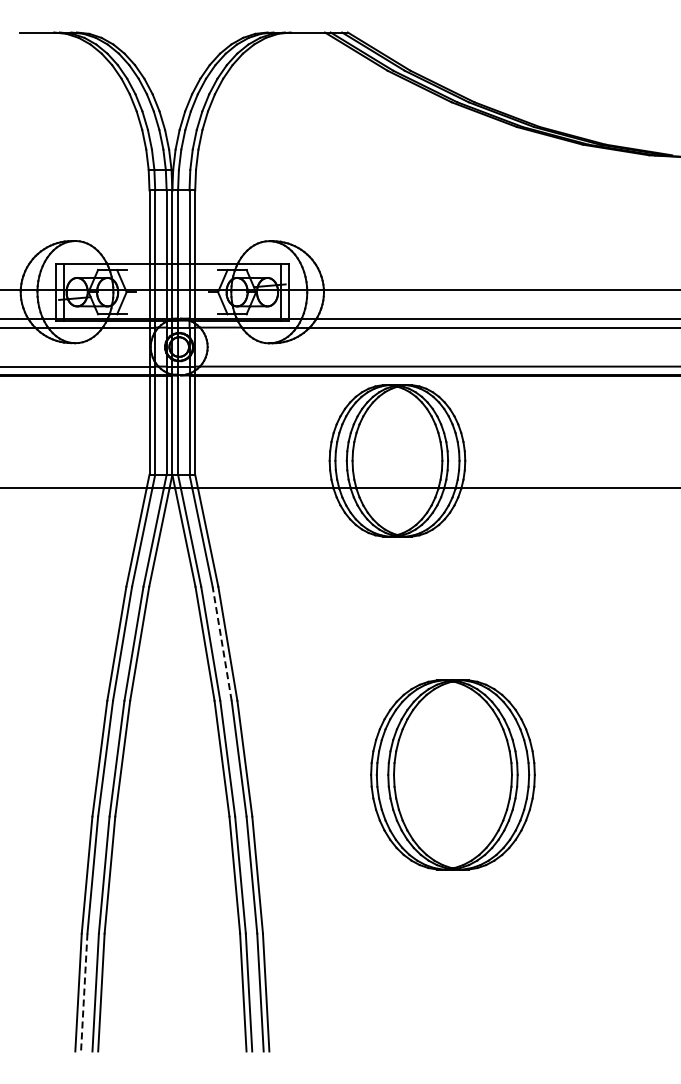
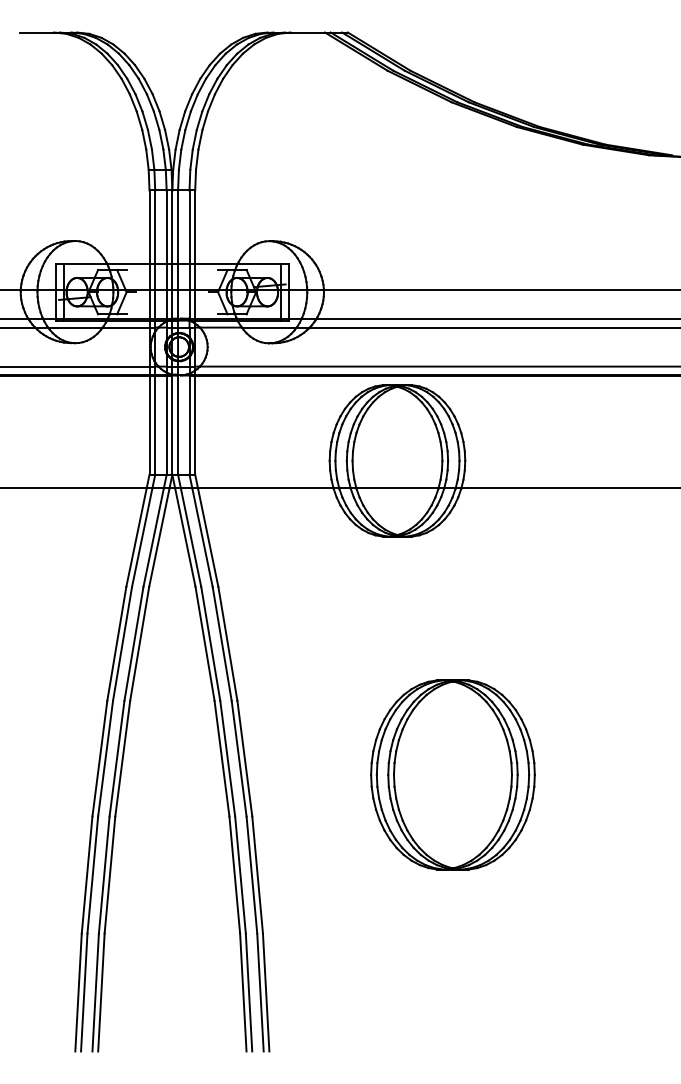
line: dashed -> solid (222, 643)
line: dashed -> solid (84, 993)
